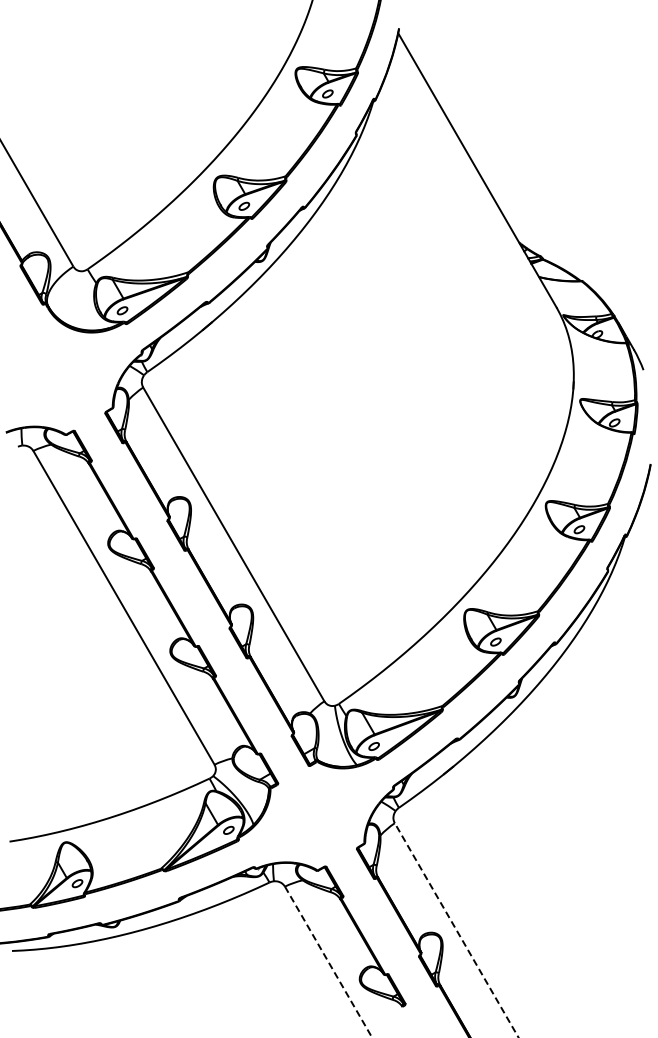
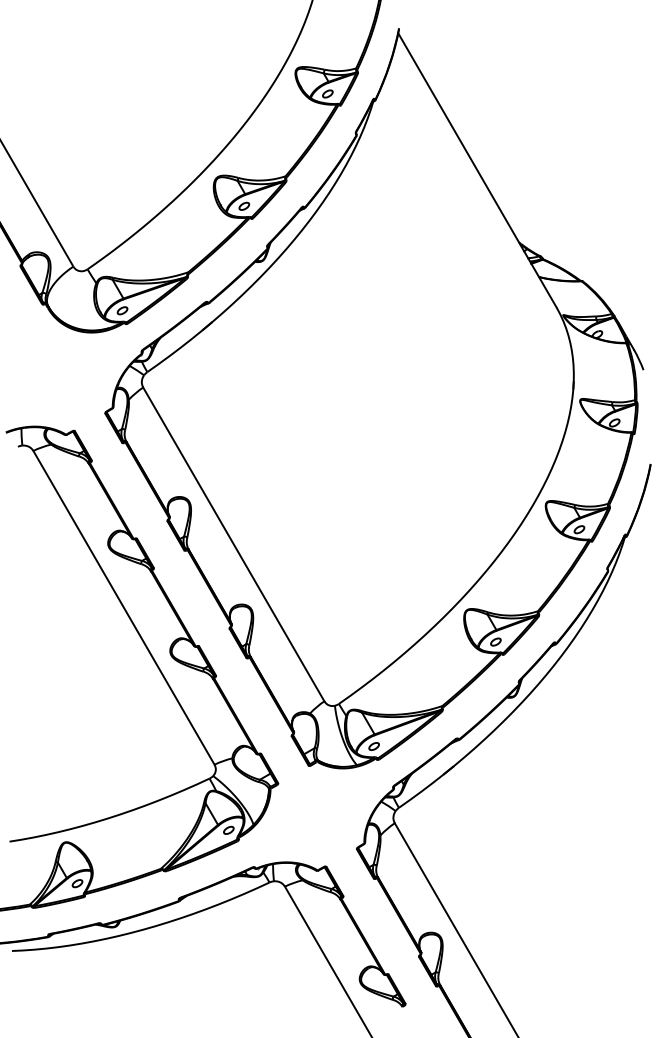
line: dashed -> solid (456, 930)
line: dashed -> solid (328, 962)
